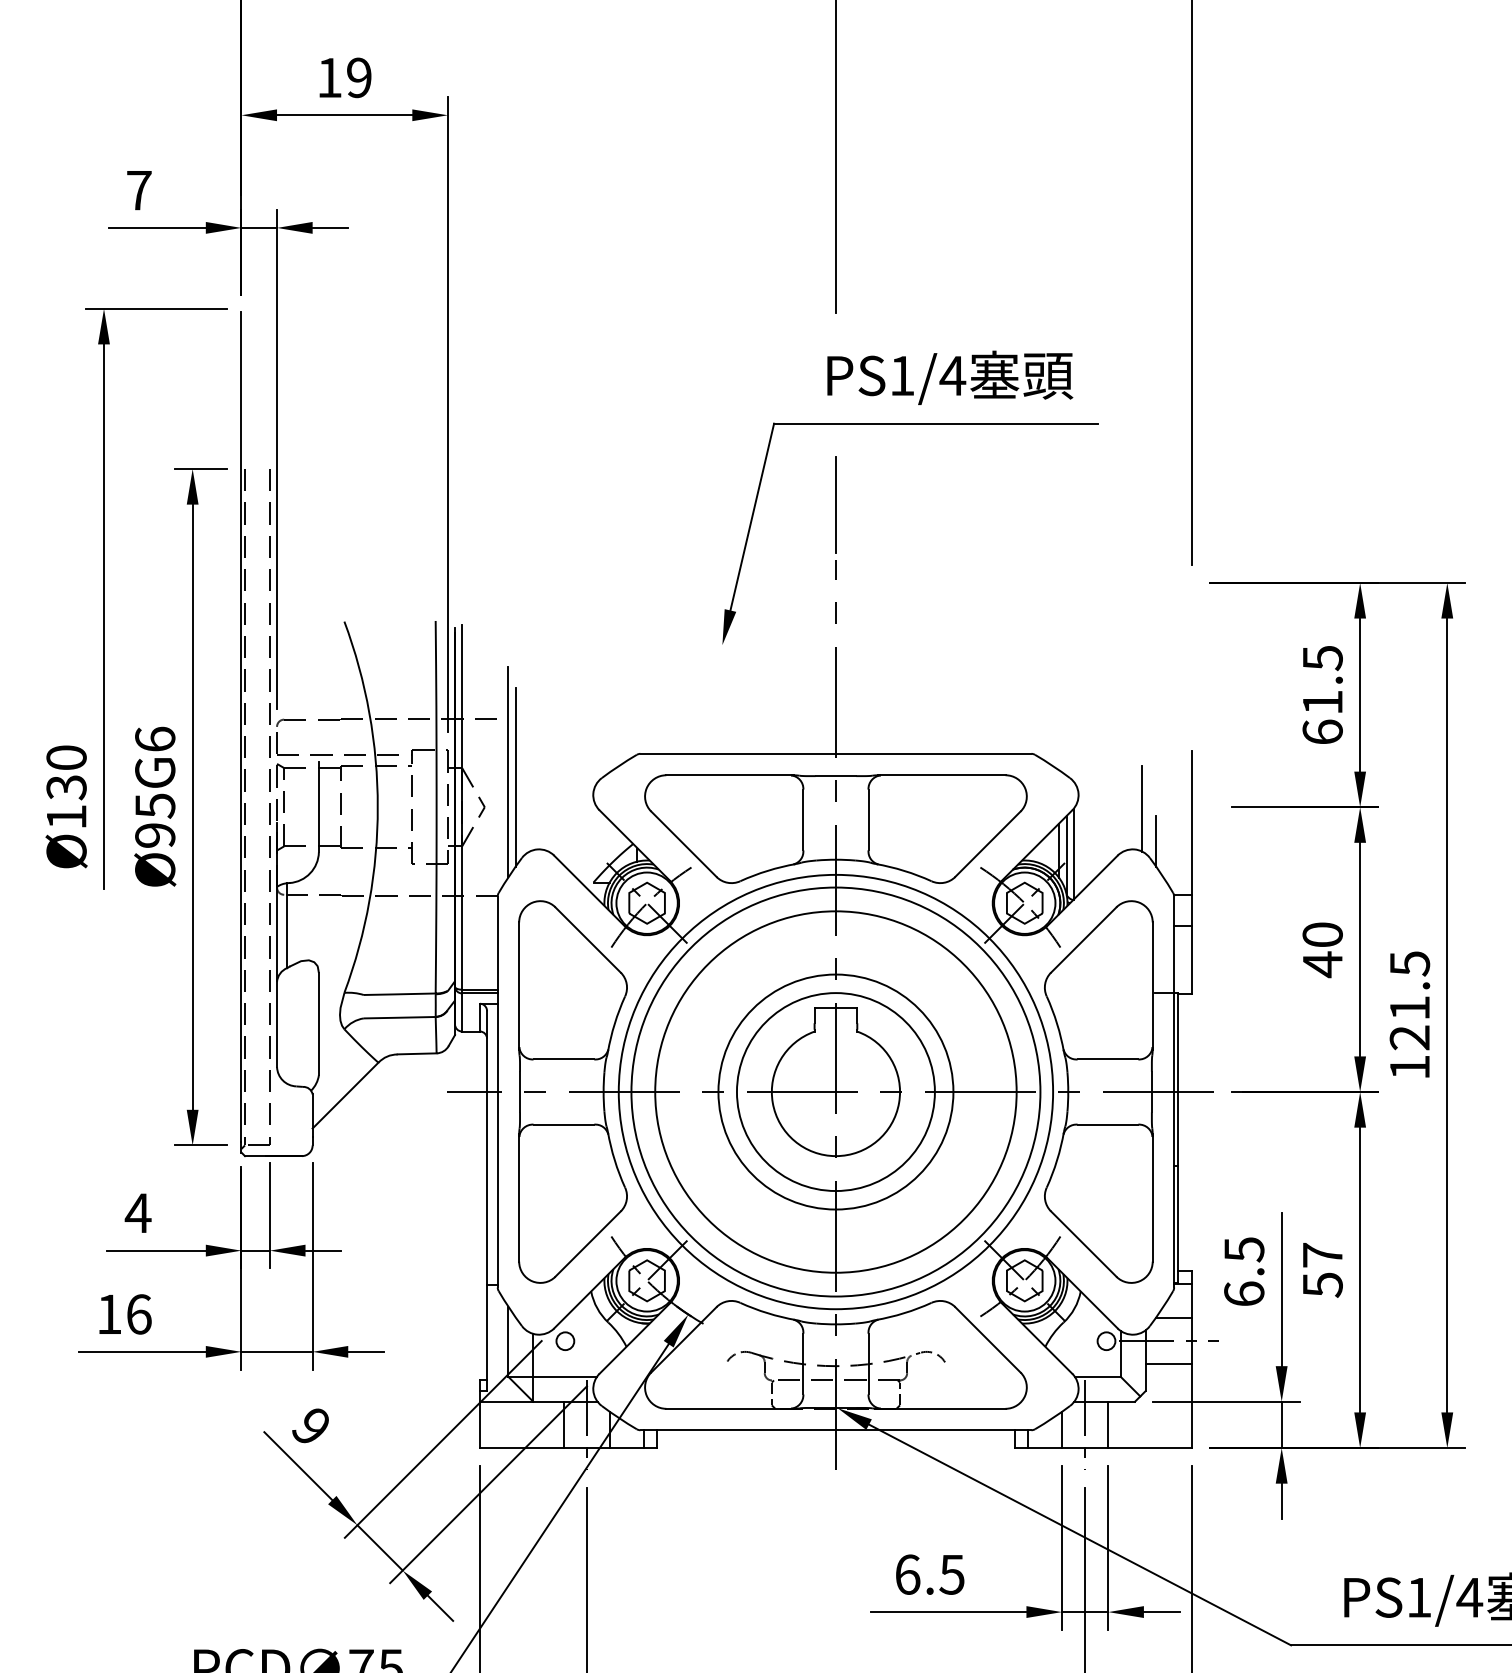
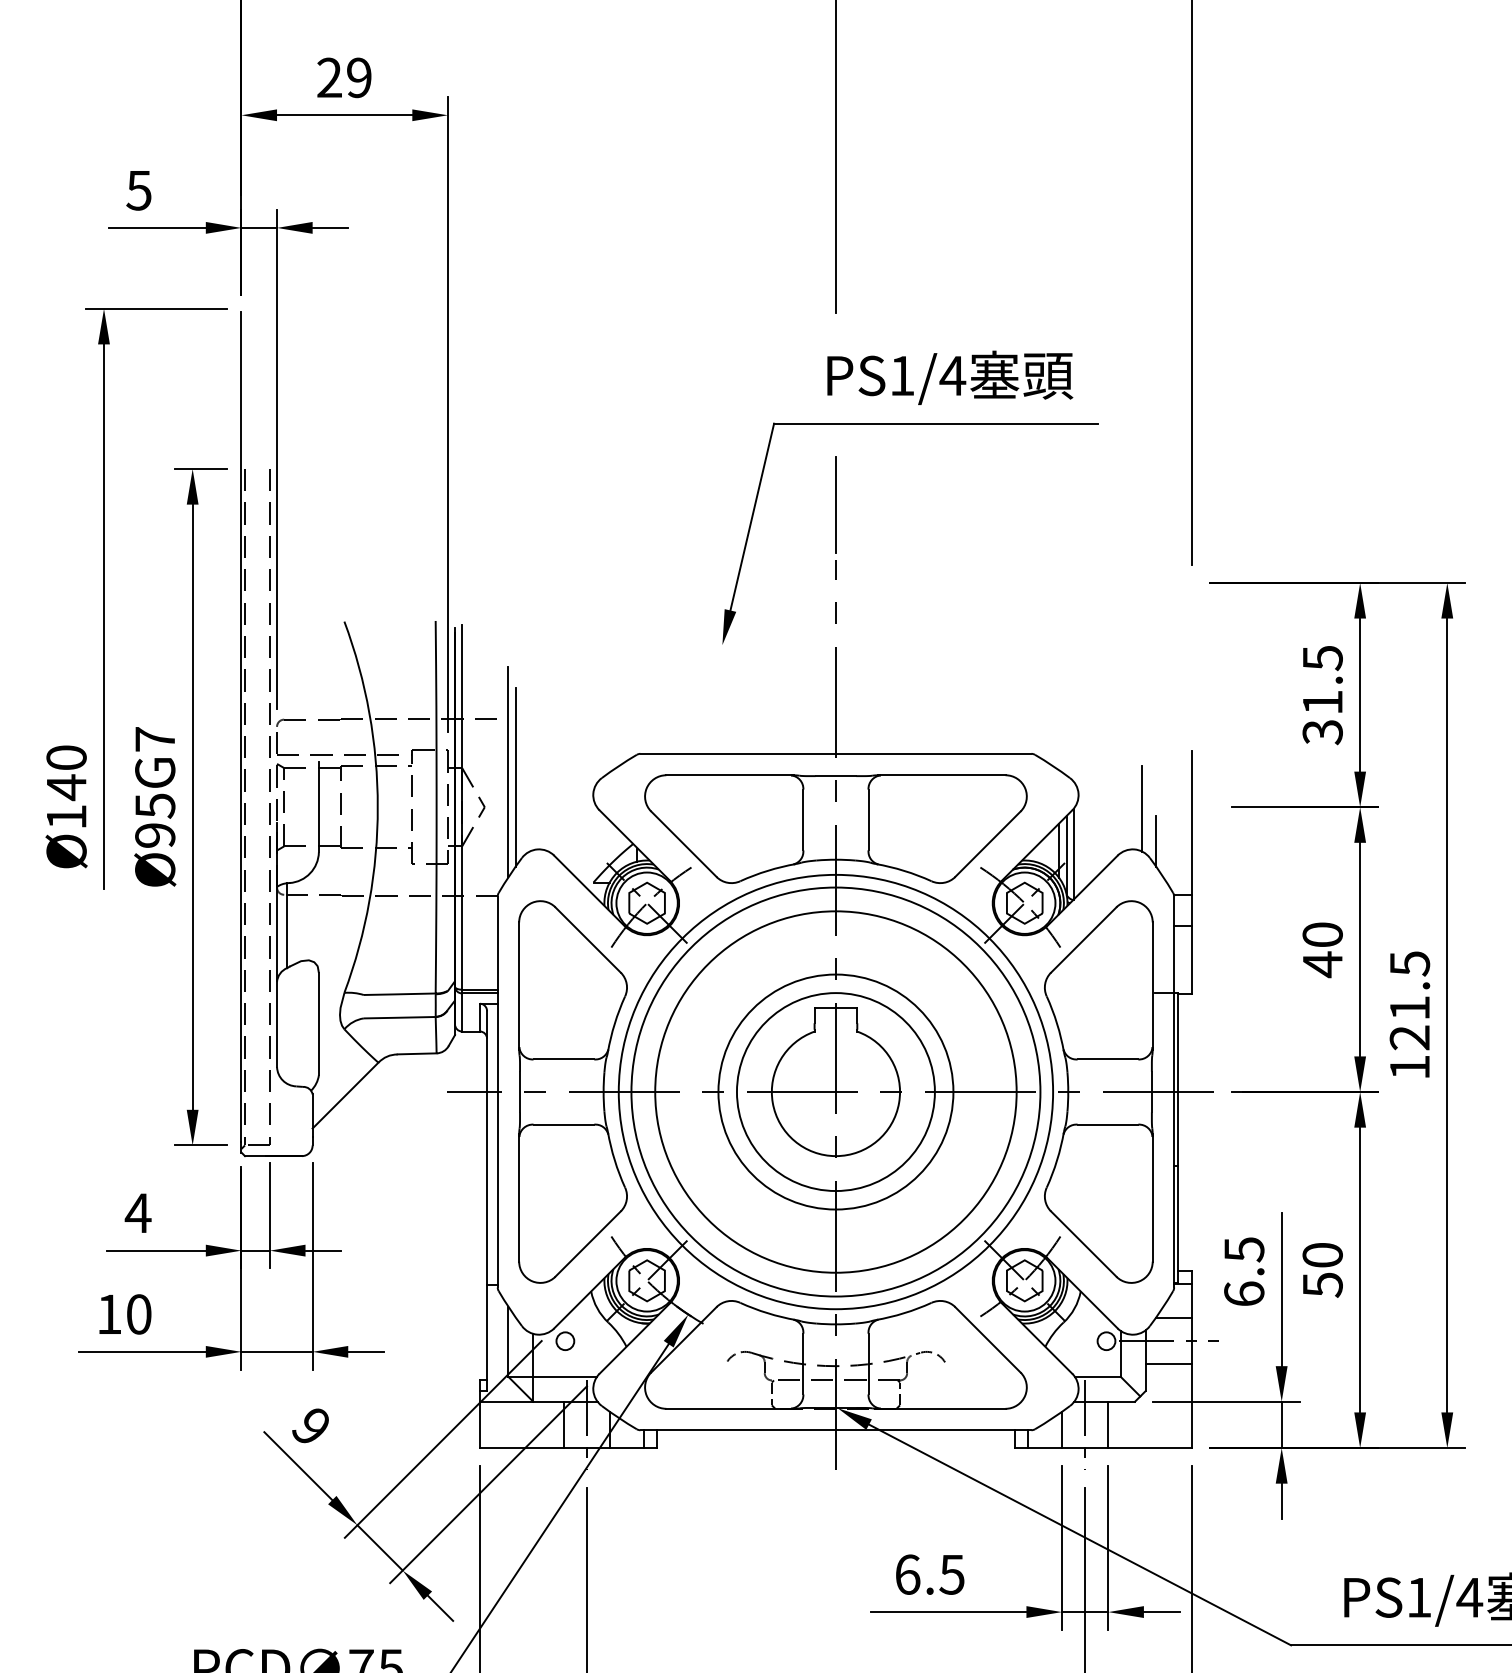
text: 19 -> 29 (329, 77)
text: 7 -> 5 (138, 190)
text: 61.5 -> 31.5 (1322, 732)
text: Ø95G6 -> Ø95G7 (155, 738)
text: Ø130 -> Ø140 (66, 787)
text: 57 -> 50 (1322, 1255)
text: 16 -> 10 (139, 1314)
